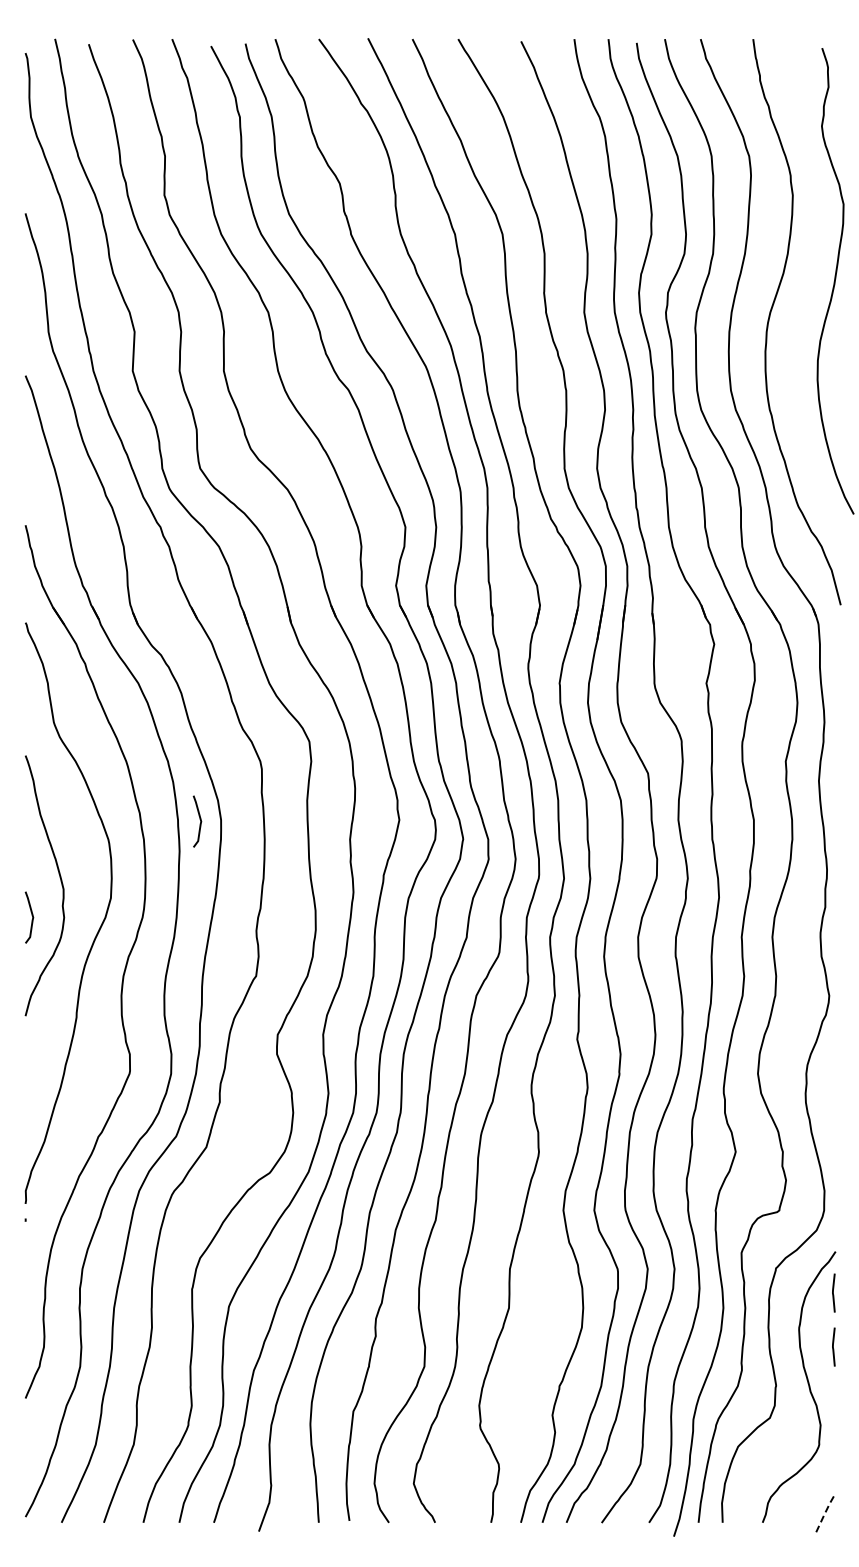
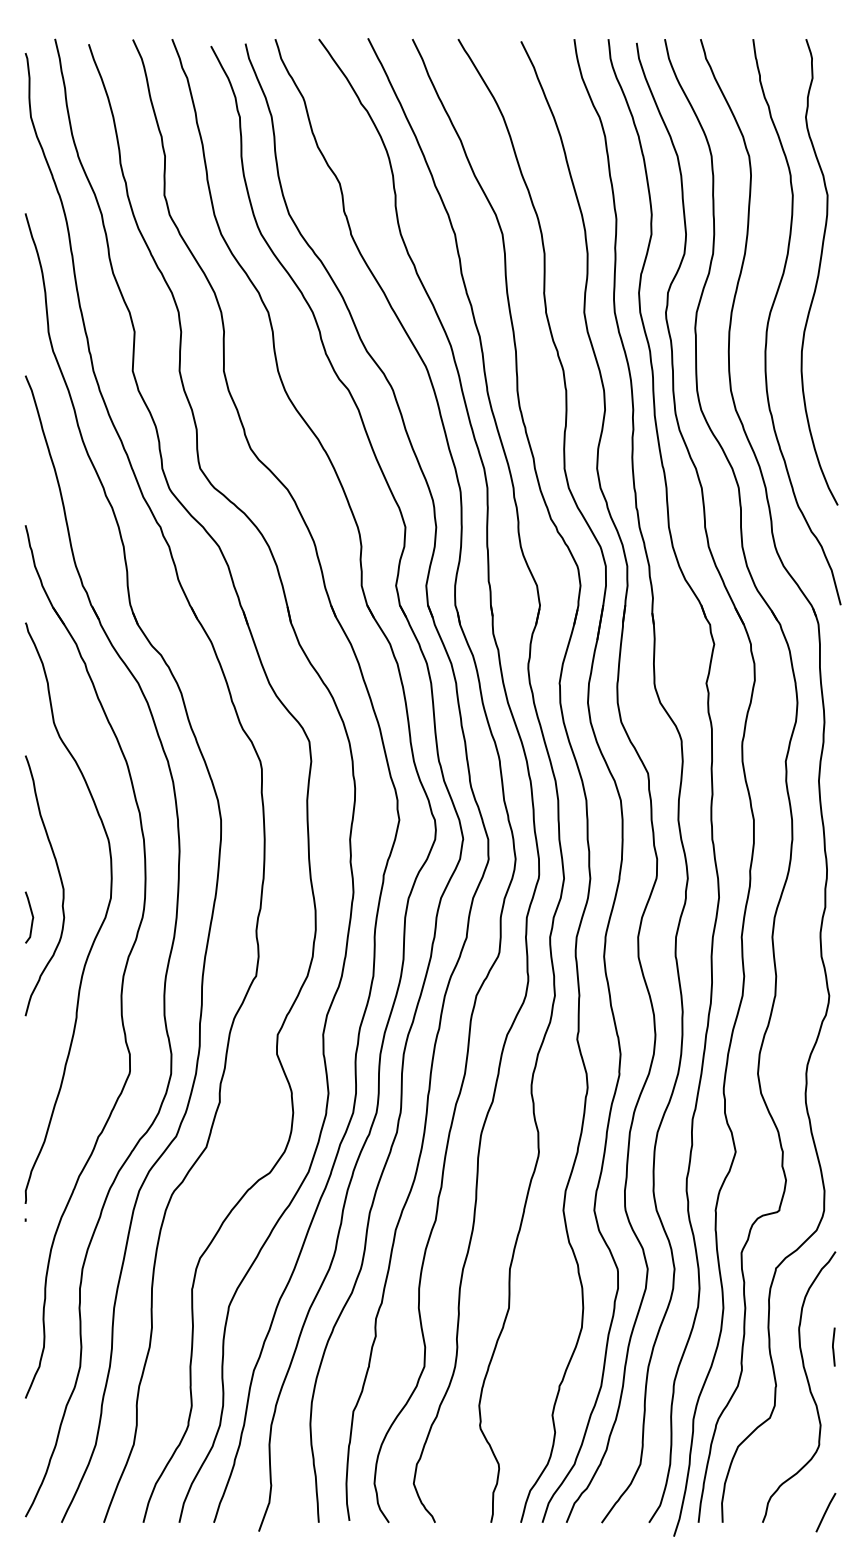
curve position: (835, 281) -> (819, 272) (819, 272)
curve: present -> none (199, 819)
line: present -> none (833, 1292)
line: dashed -> solid (825, 1511)
